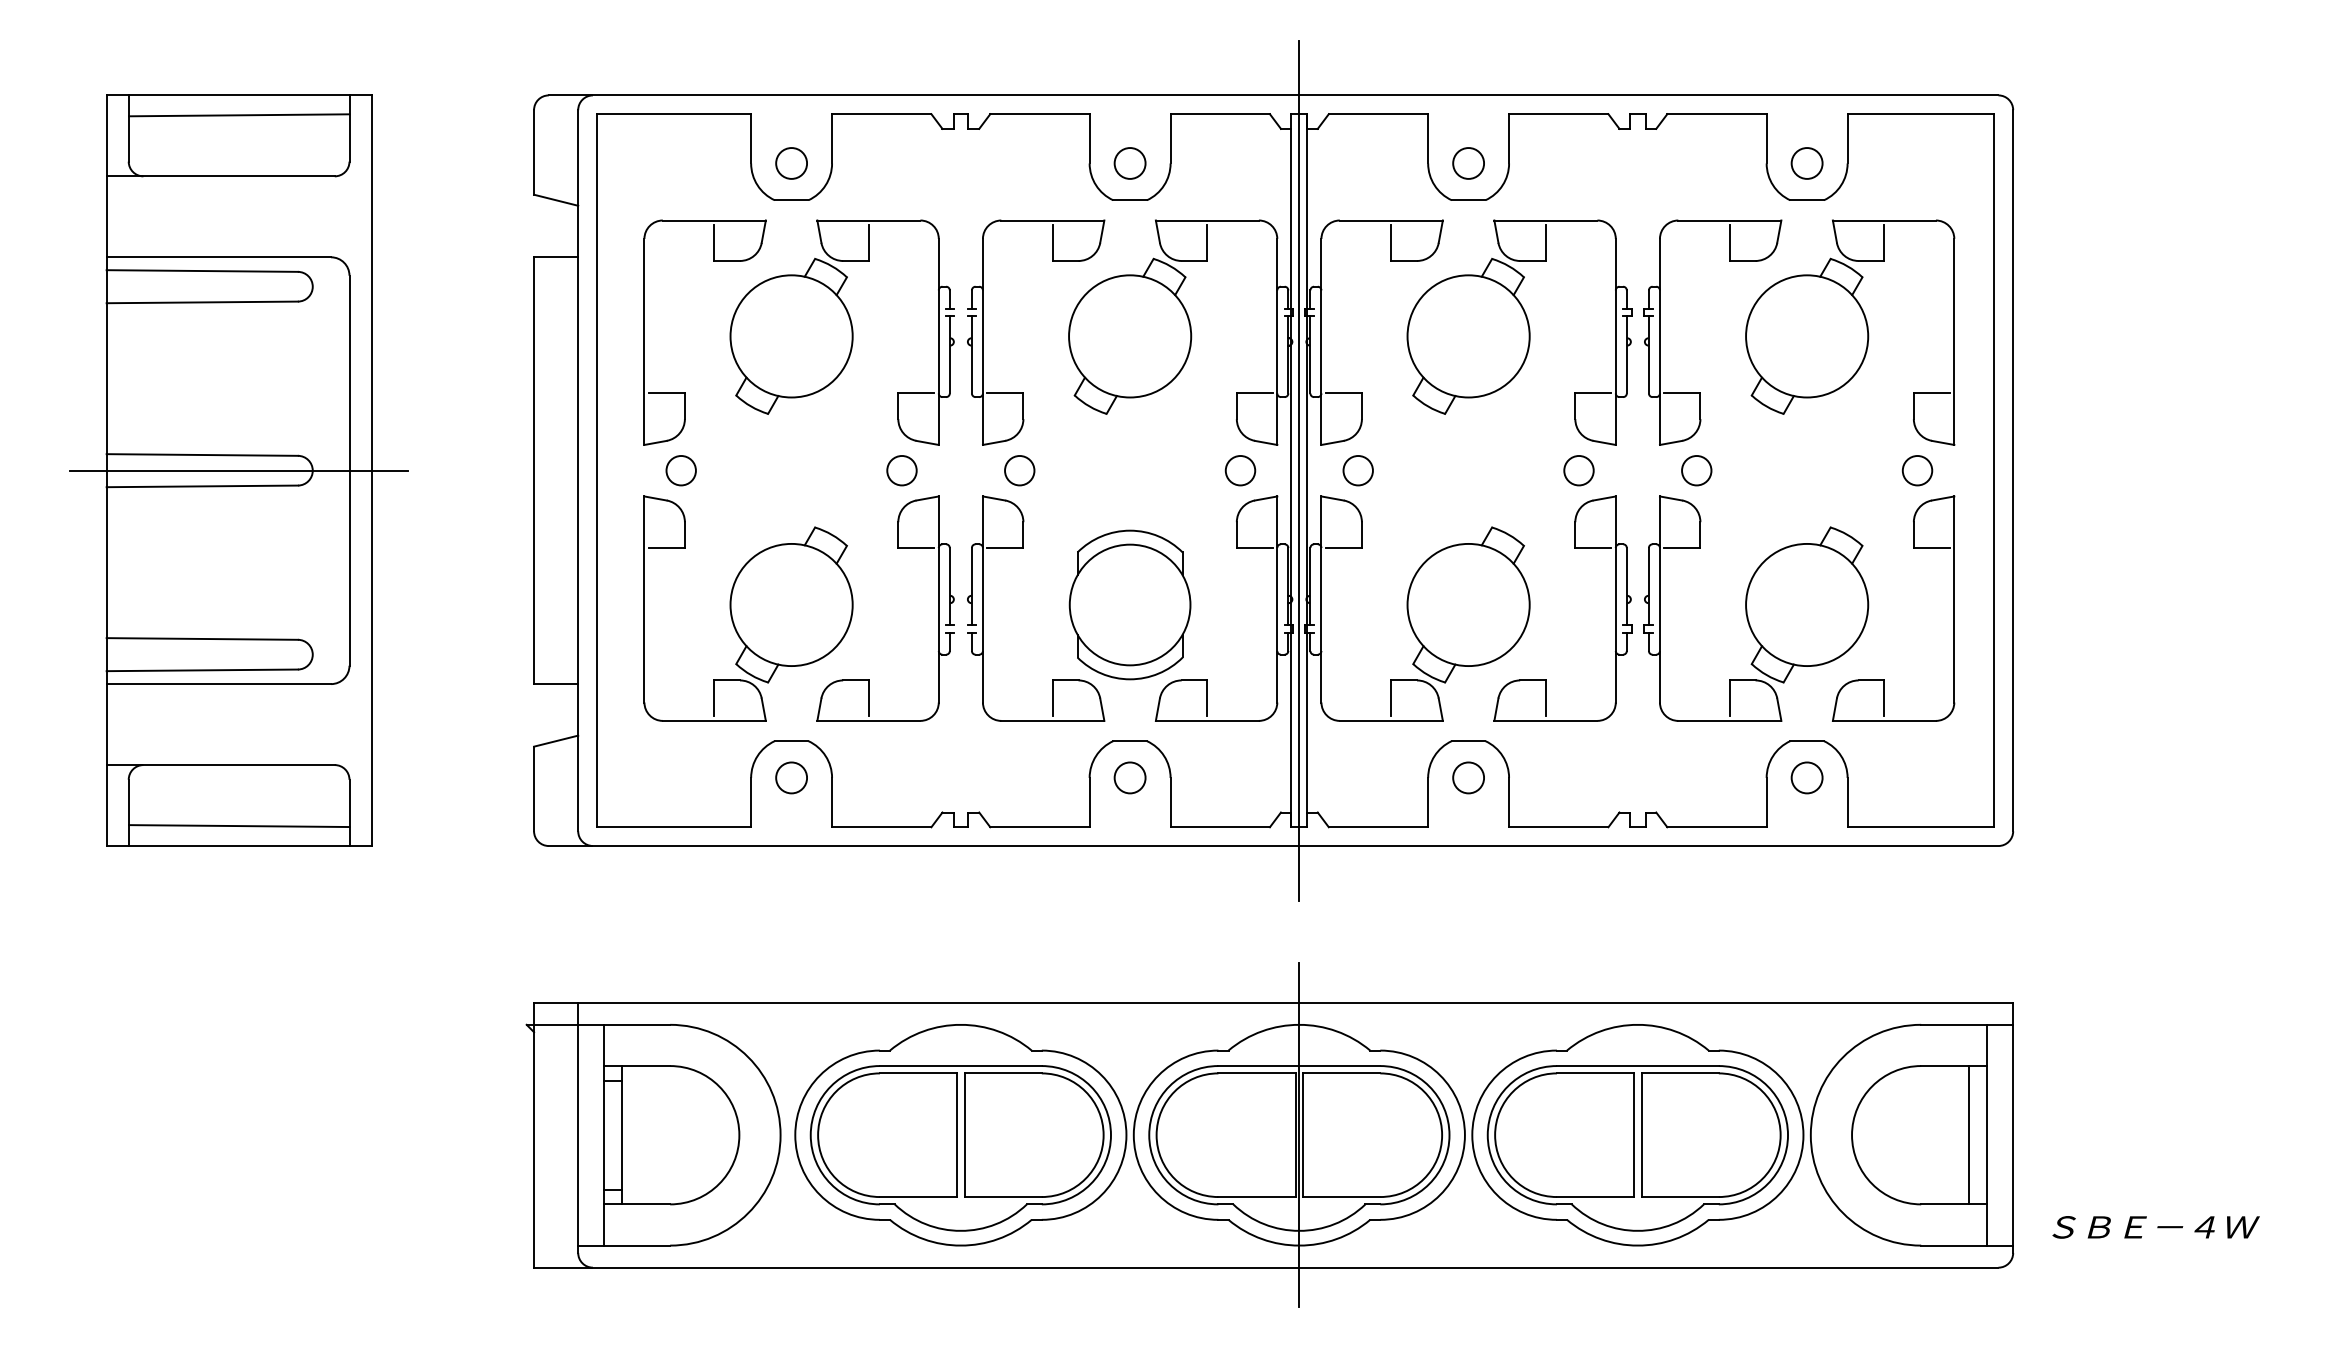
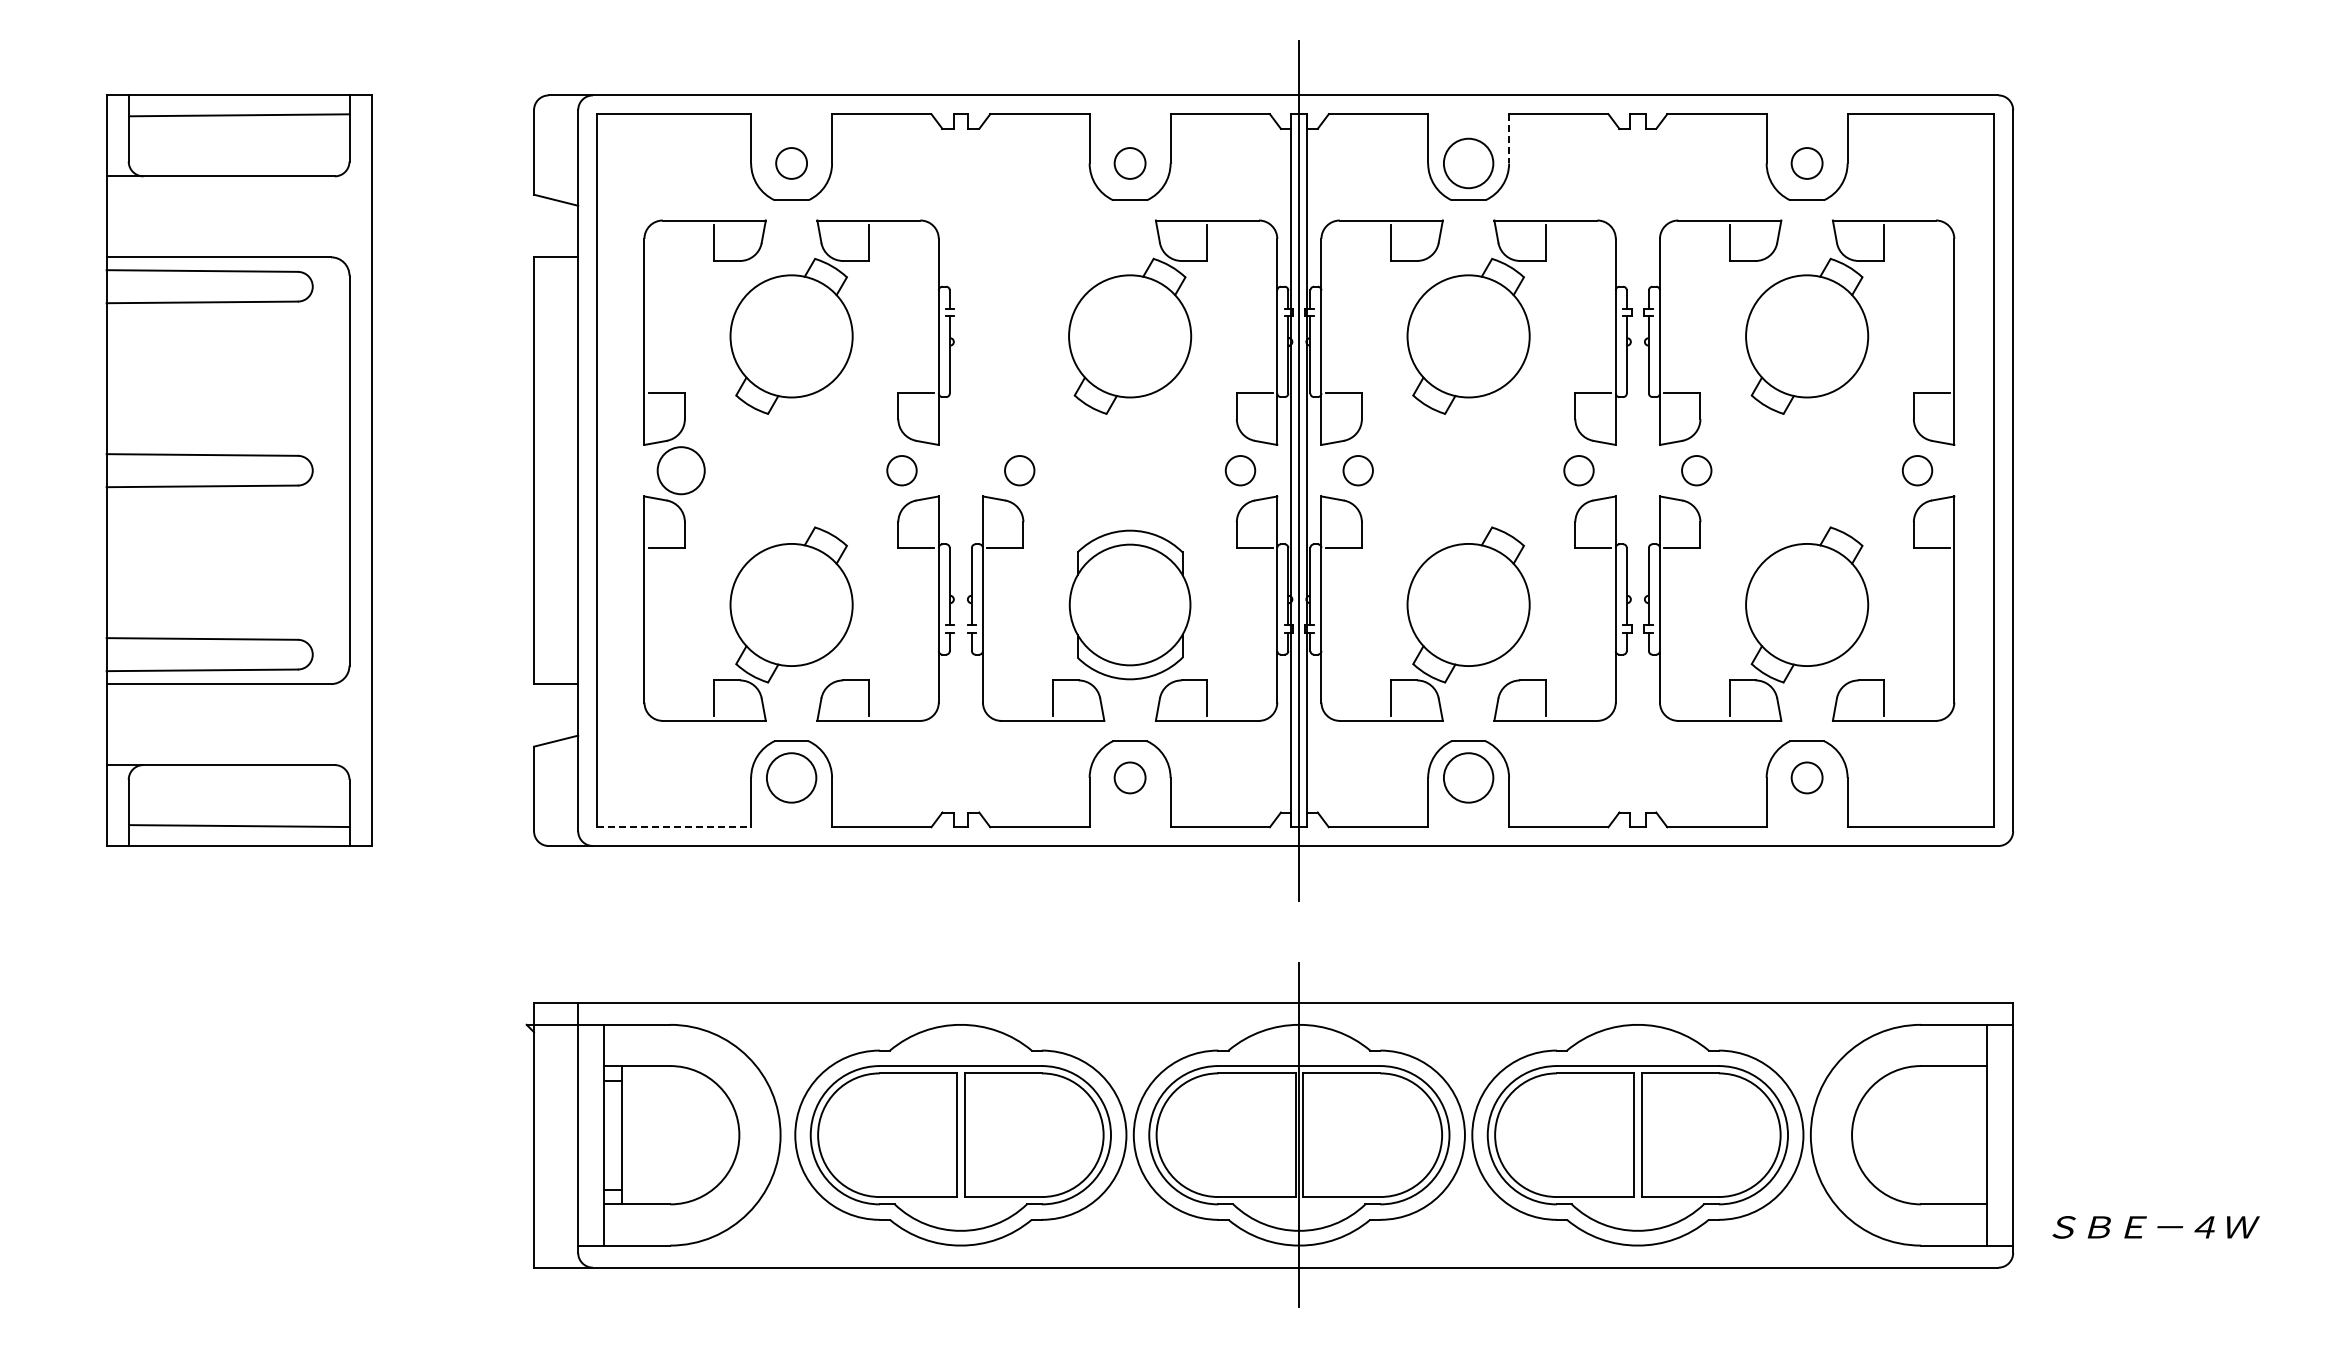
line: solid -> dashed (1509, 138)
circle diameter: 31 px -> 49 px (1468, 163)
part: present -> none (983, 332)
line: present -> none (238, 470)
circle diameter: 29 px -> 47 px (680, 470)
circle diameter: 31 px -> 49 px (791, 777)
circle diameter: 31 px -> 49 px (1468, 777)
line: solid -> dashed (674, 827)
line: present -> none (1969, 1135)
